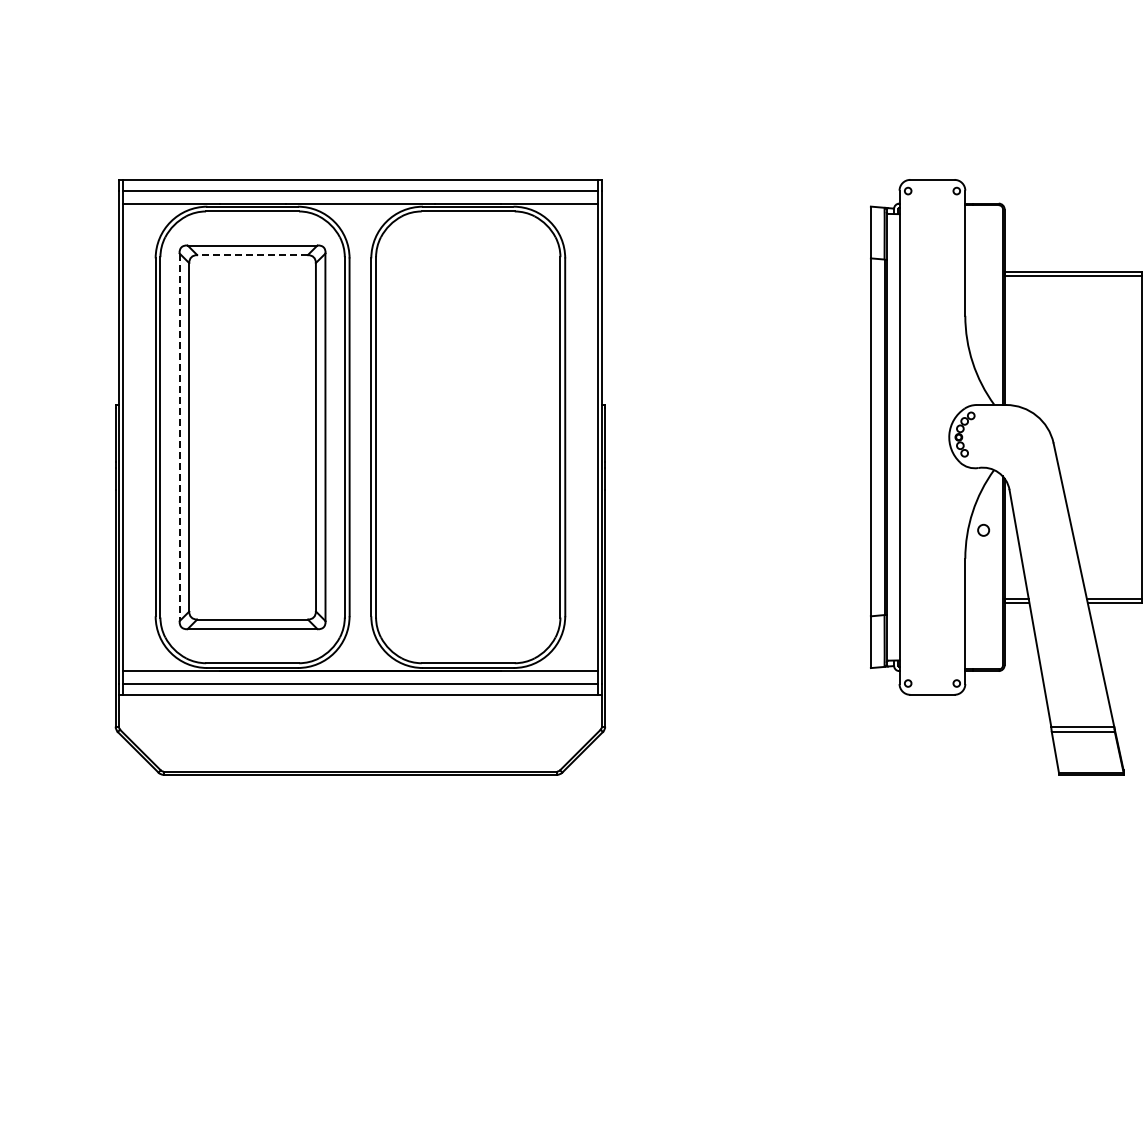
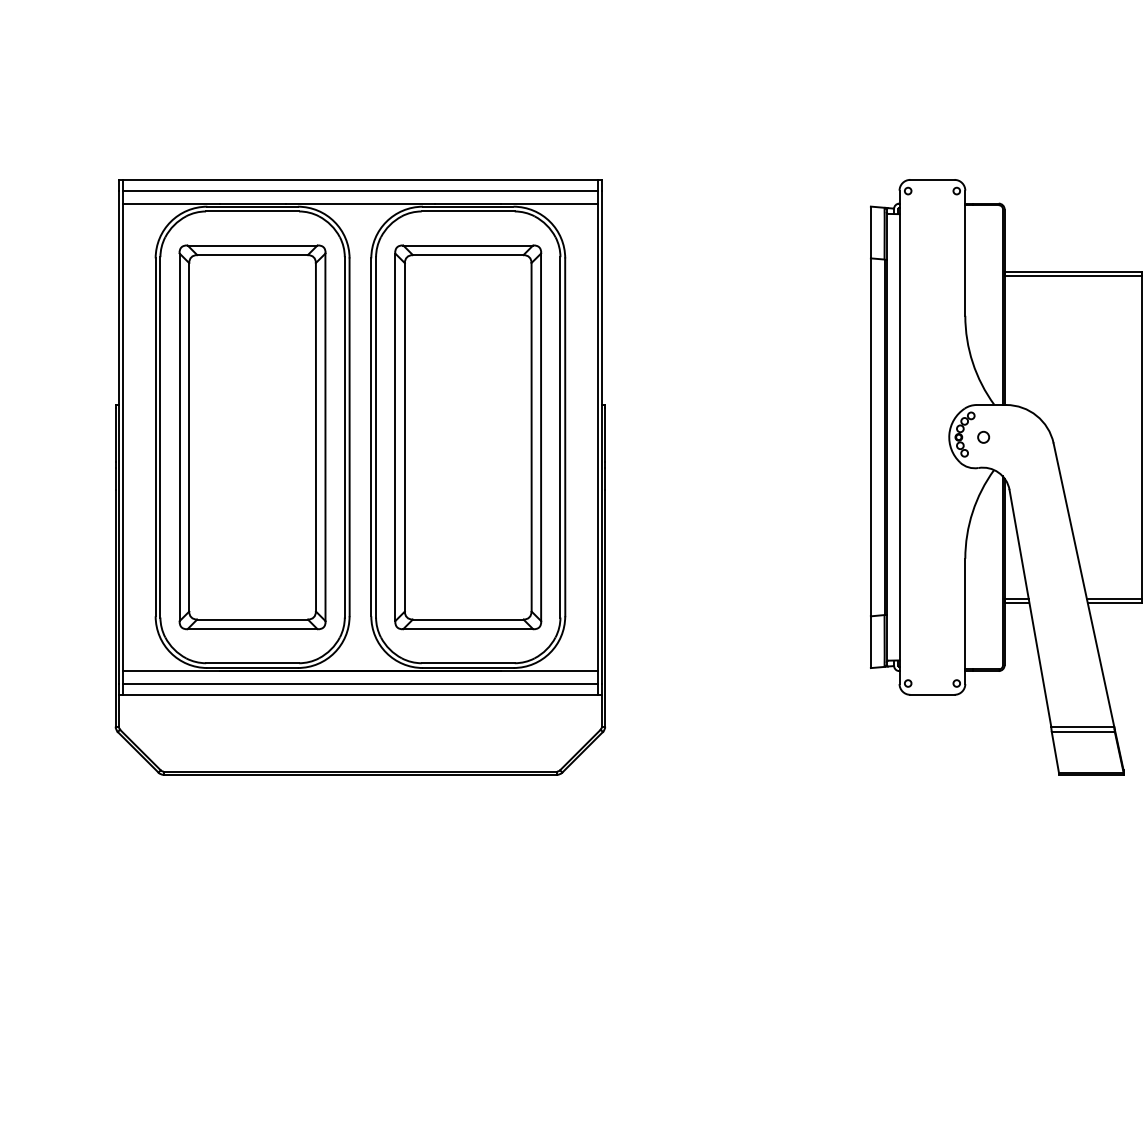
line: dashed -> solid (252, 255)
line: dashed -> solid (179, 437)
part: none -> present (468, 437)
circle position: (983, 529) -> (983, 436) (983, 436)
